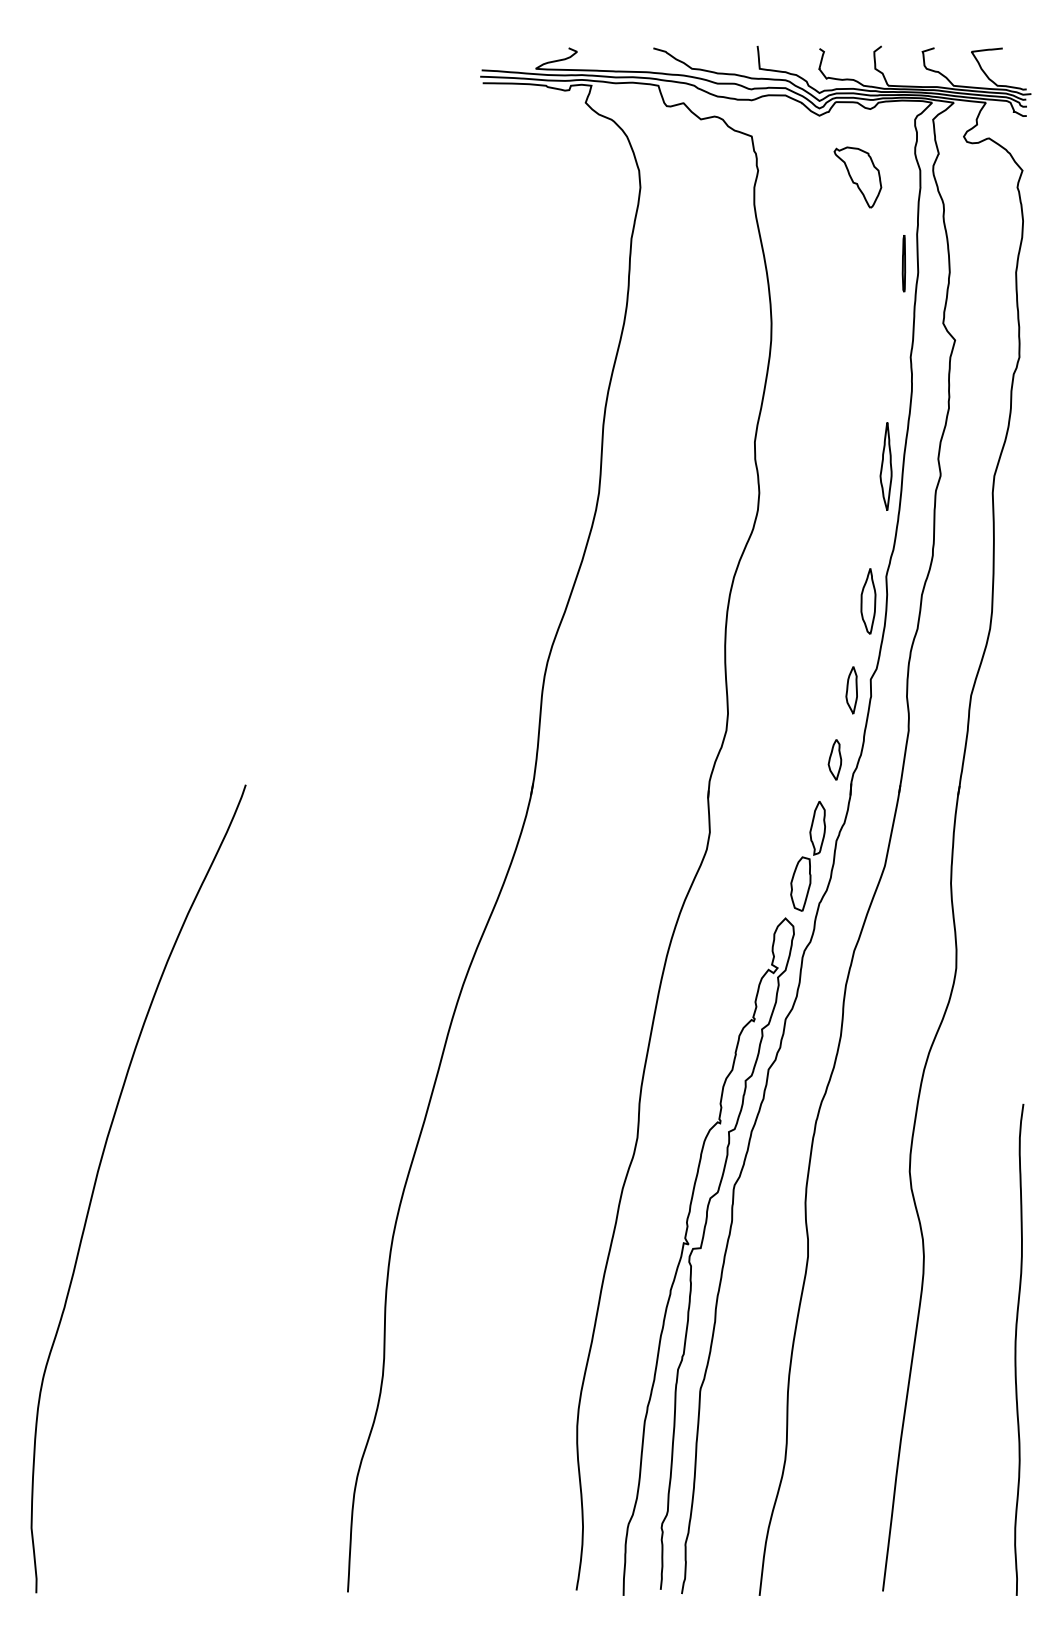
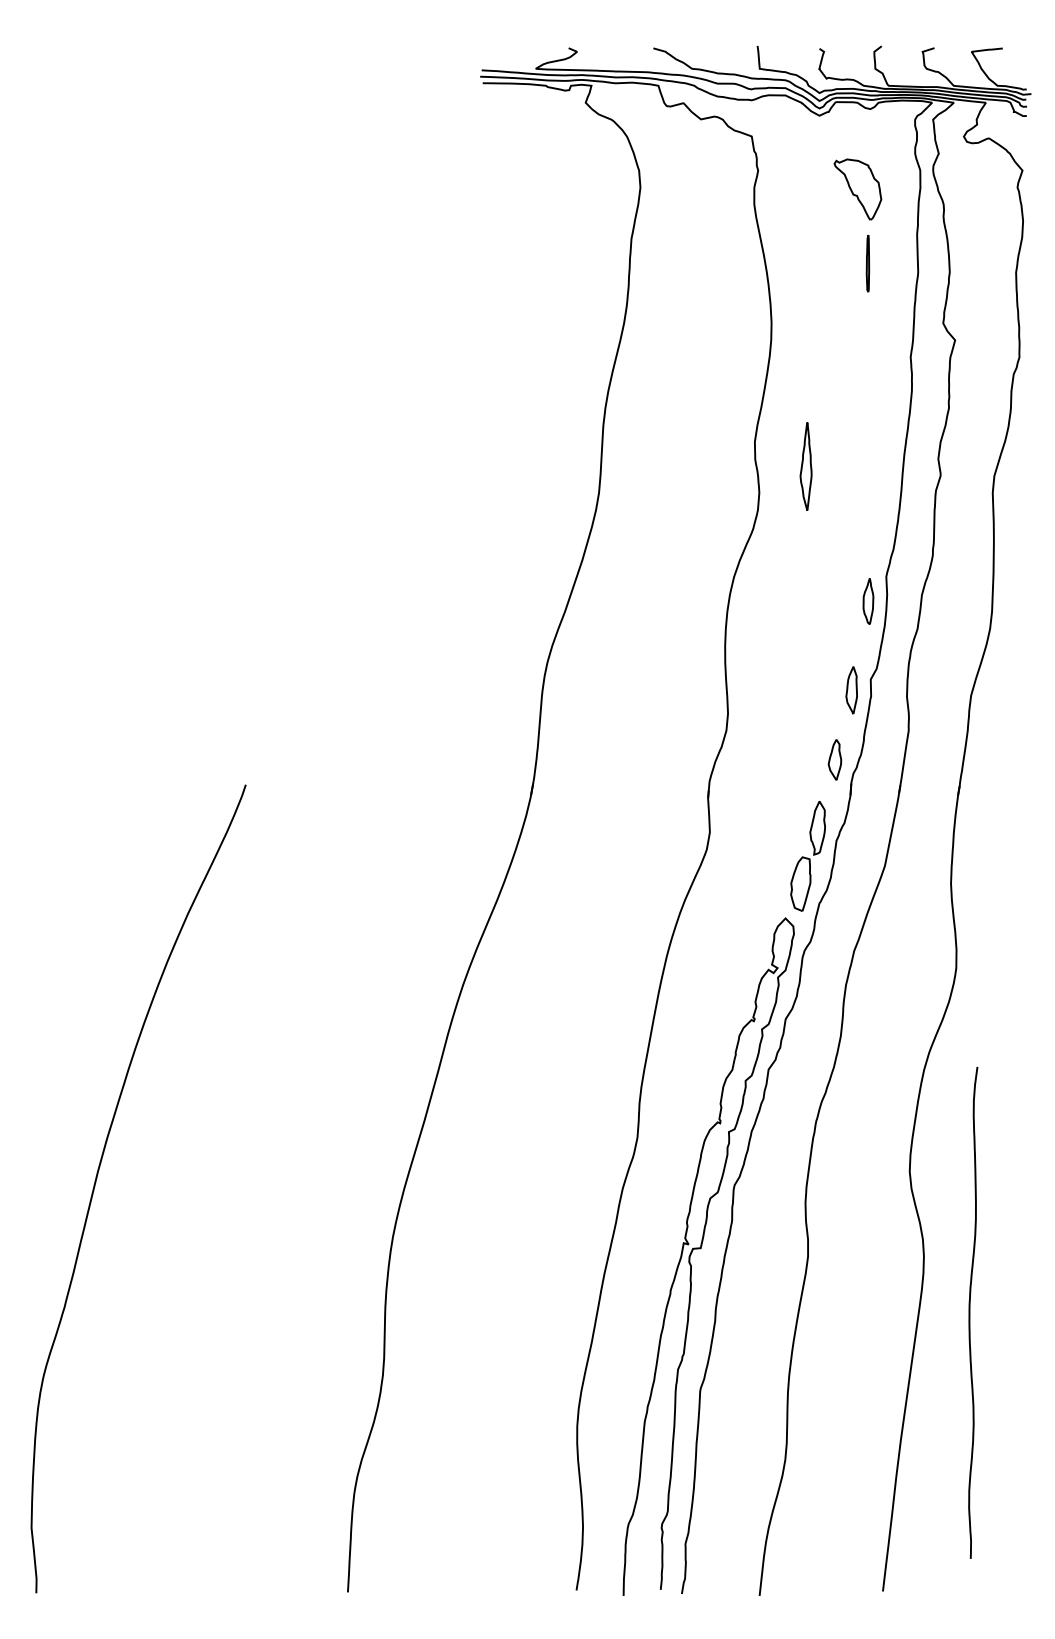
part position: (857, 177) -> (857, 189) (857, 189)
part position: (903, 263) -> (867, 263) (867, 263)
part position: (885, 466) -> (805, 466) (805, 466)
part size: 17x67 px -> 13x47 px (868, 601)
curve position: (1016, 1349) -> (970, 1312) (970, 1312)
